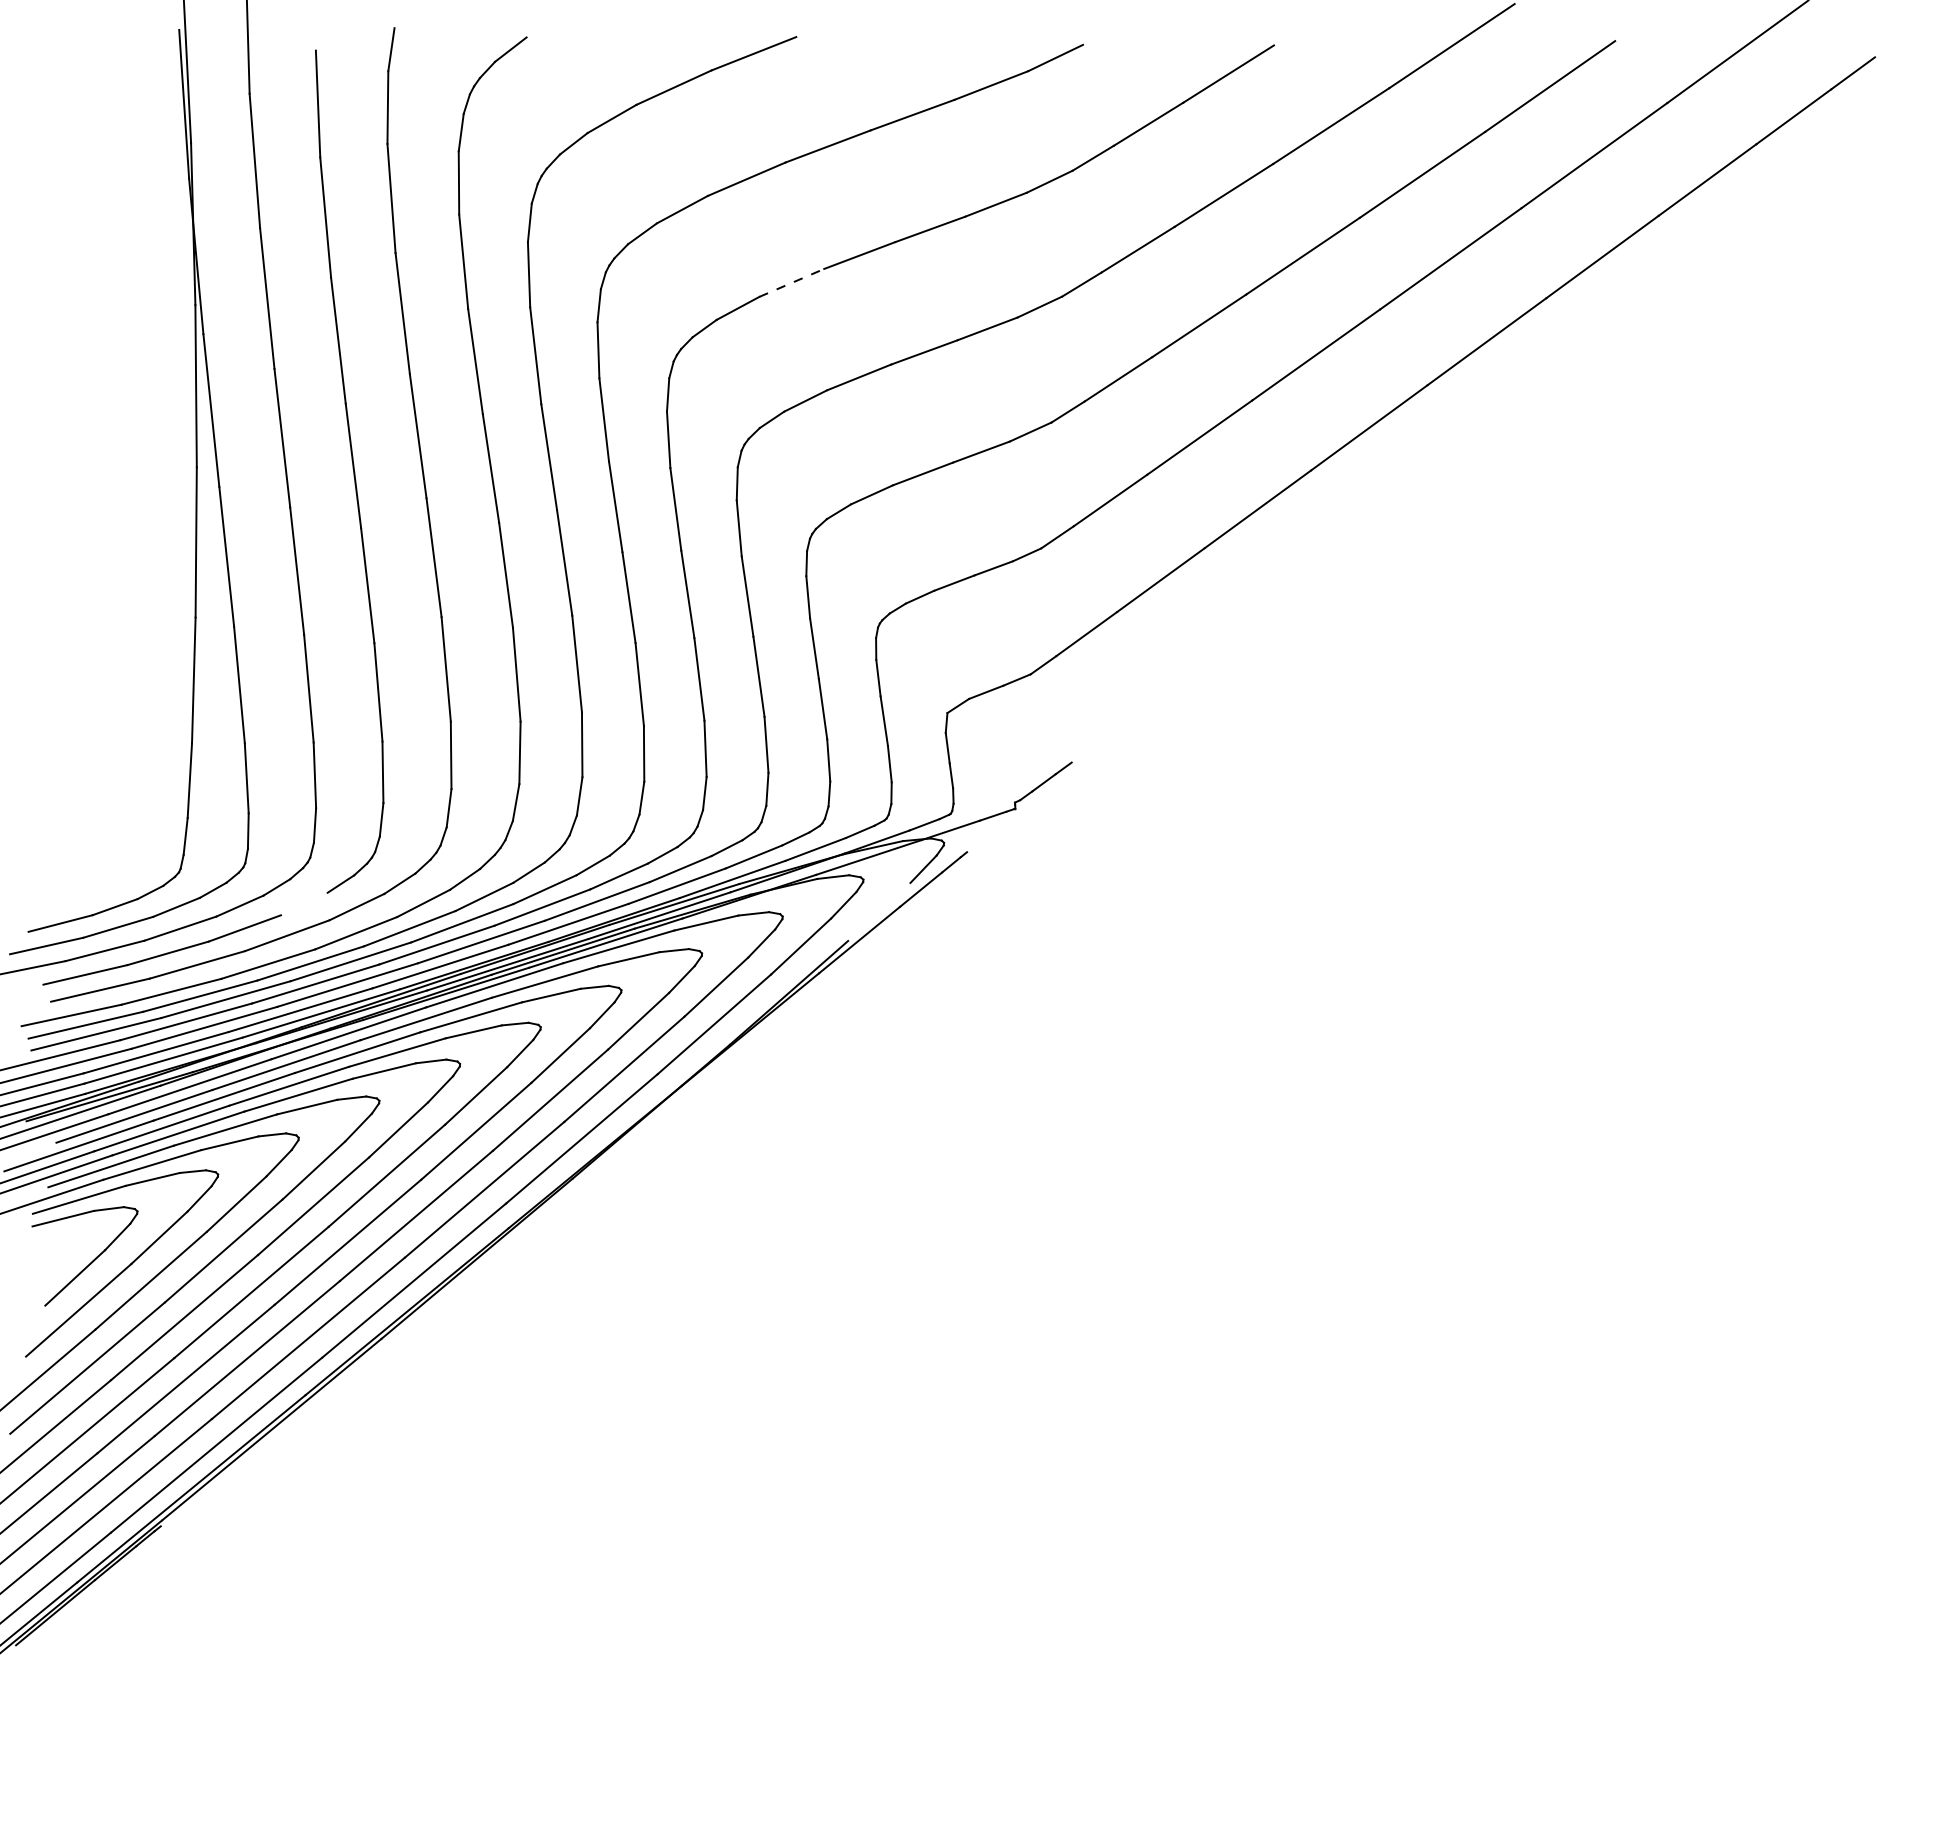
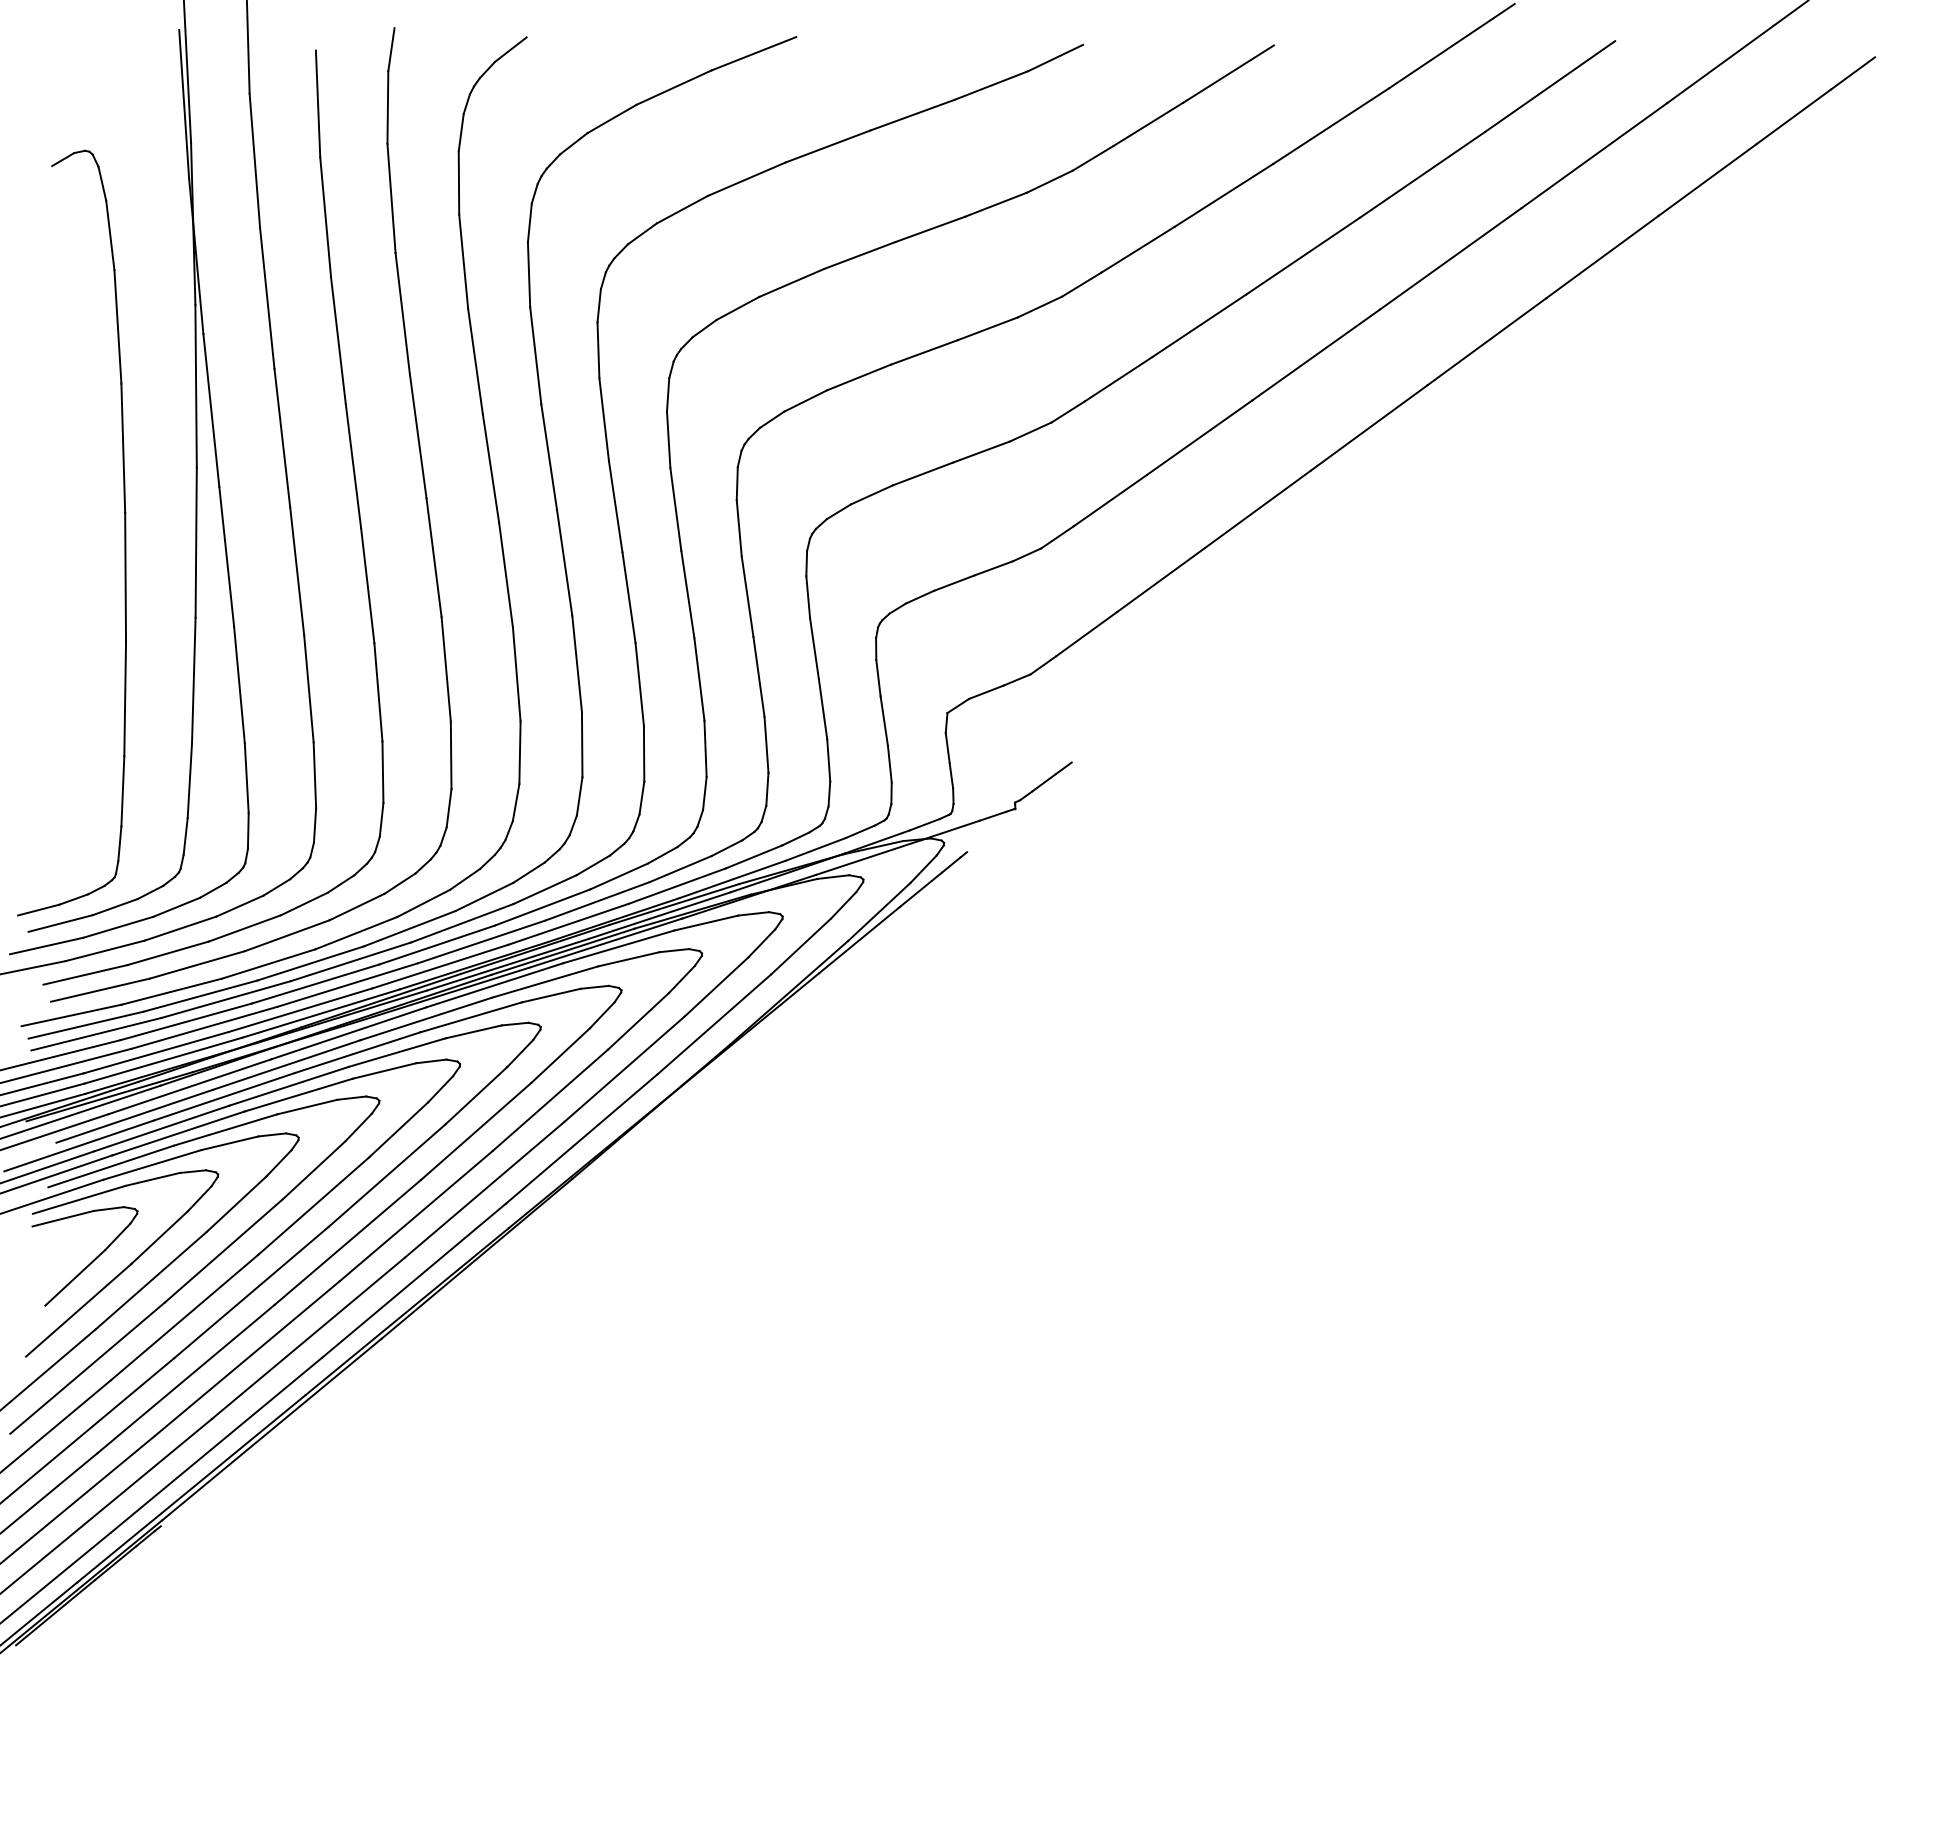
line: dashed -> solid (792, 282)
part: none -> present (124, 532)
line: none -> present (303, 903)
line: none -> present (879, 911)
